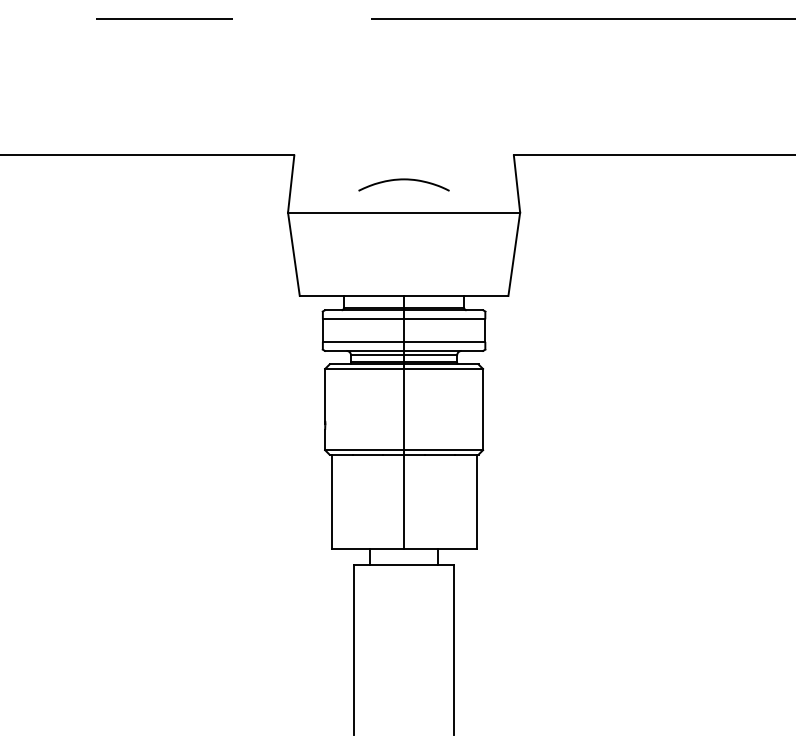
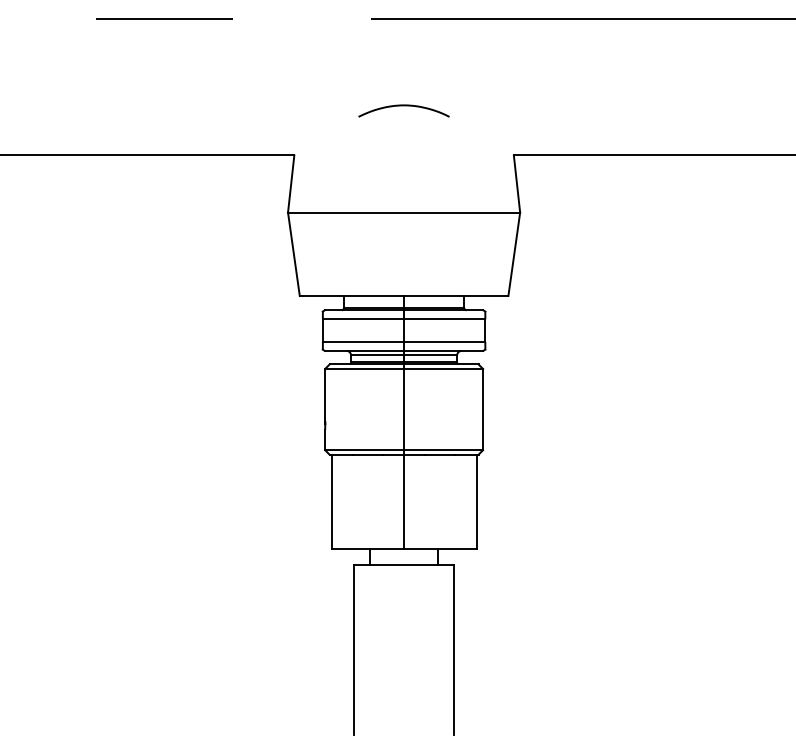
curve position: (403, 180) -> (403, 106) (403, 106)
